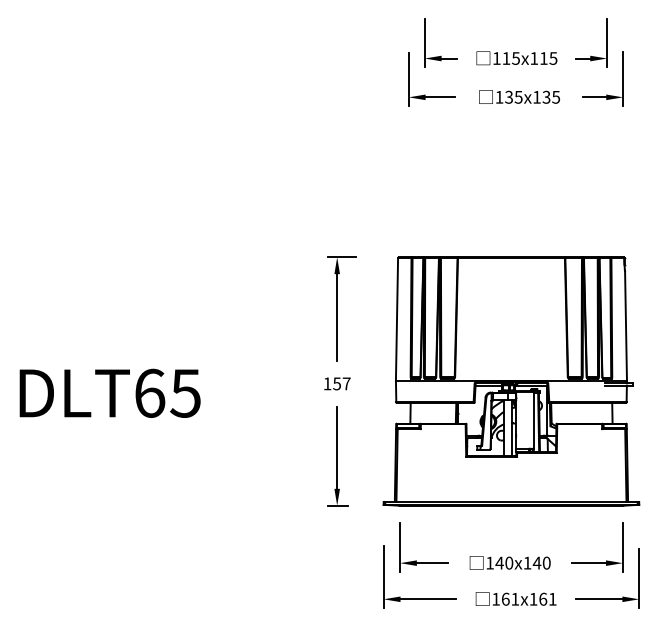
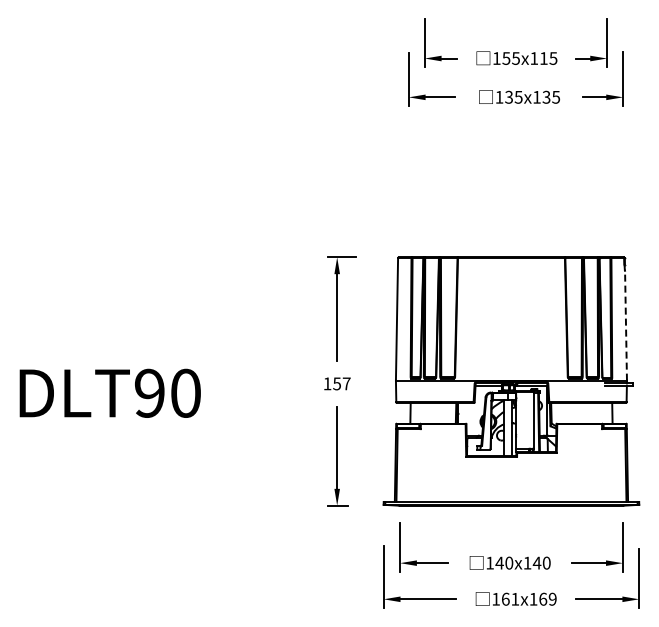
text: 115x115 -> 155x115 (506, 58)
line: solid -> dashed (626, 325)
text: DLT65 -> DLT90 (167, 392)
text: 161x161 -> 161x169 (552, 598)
